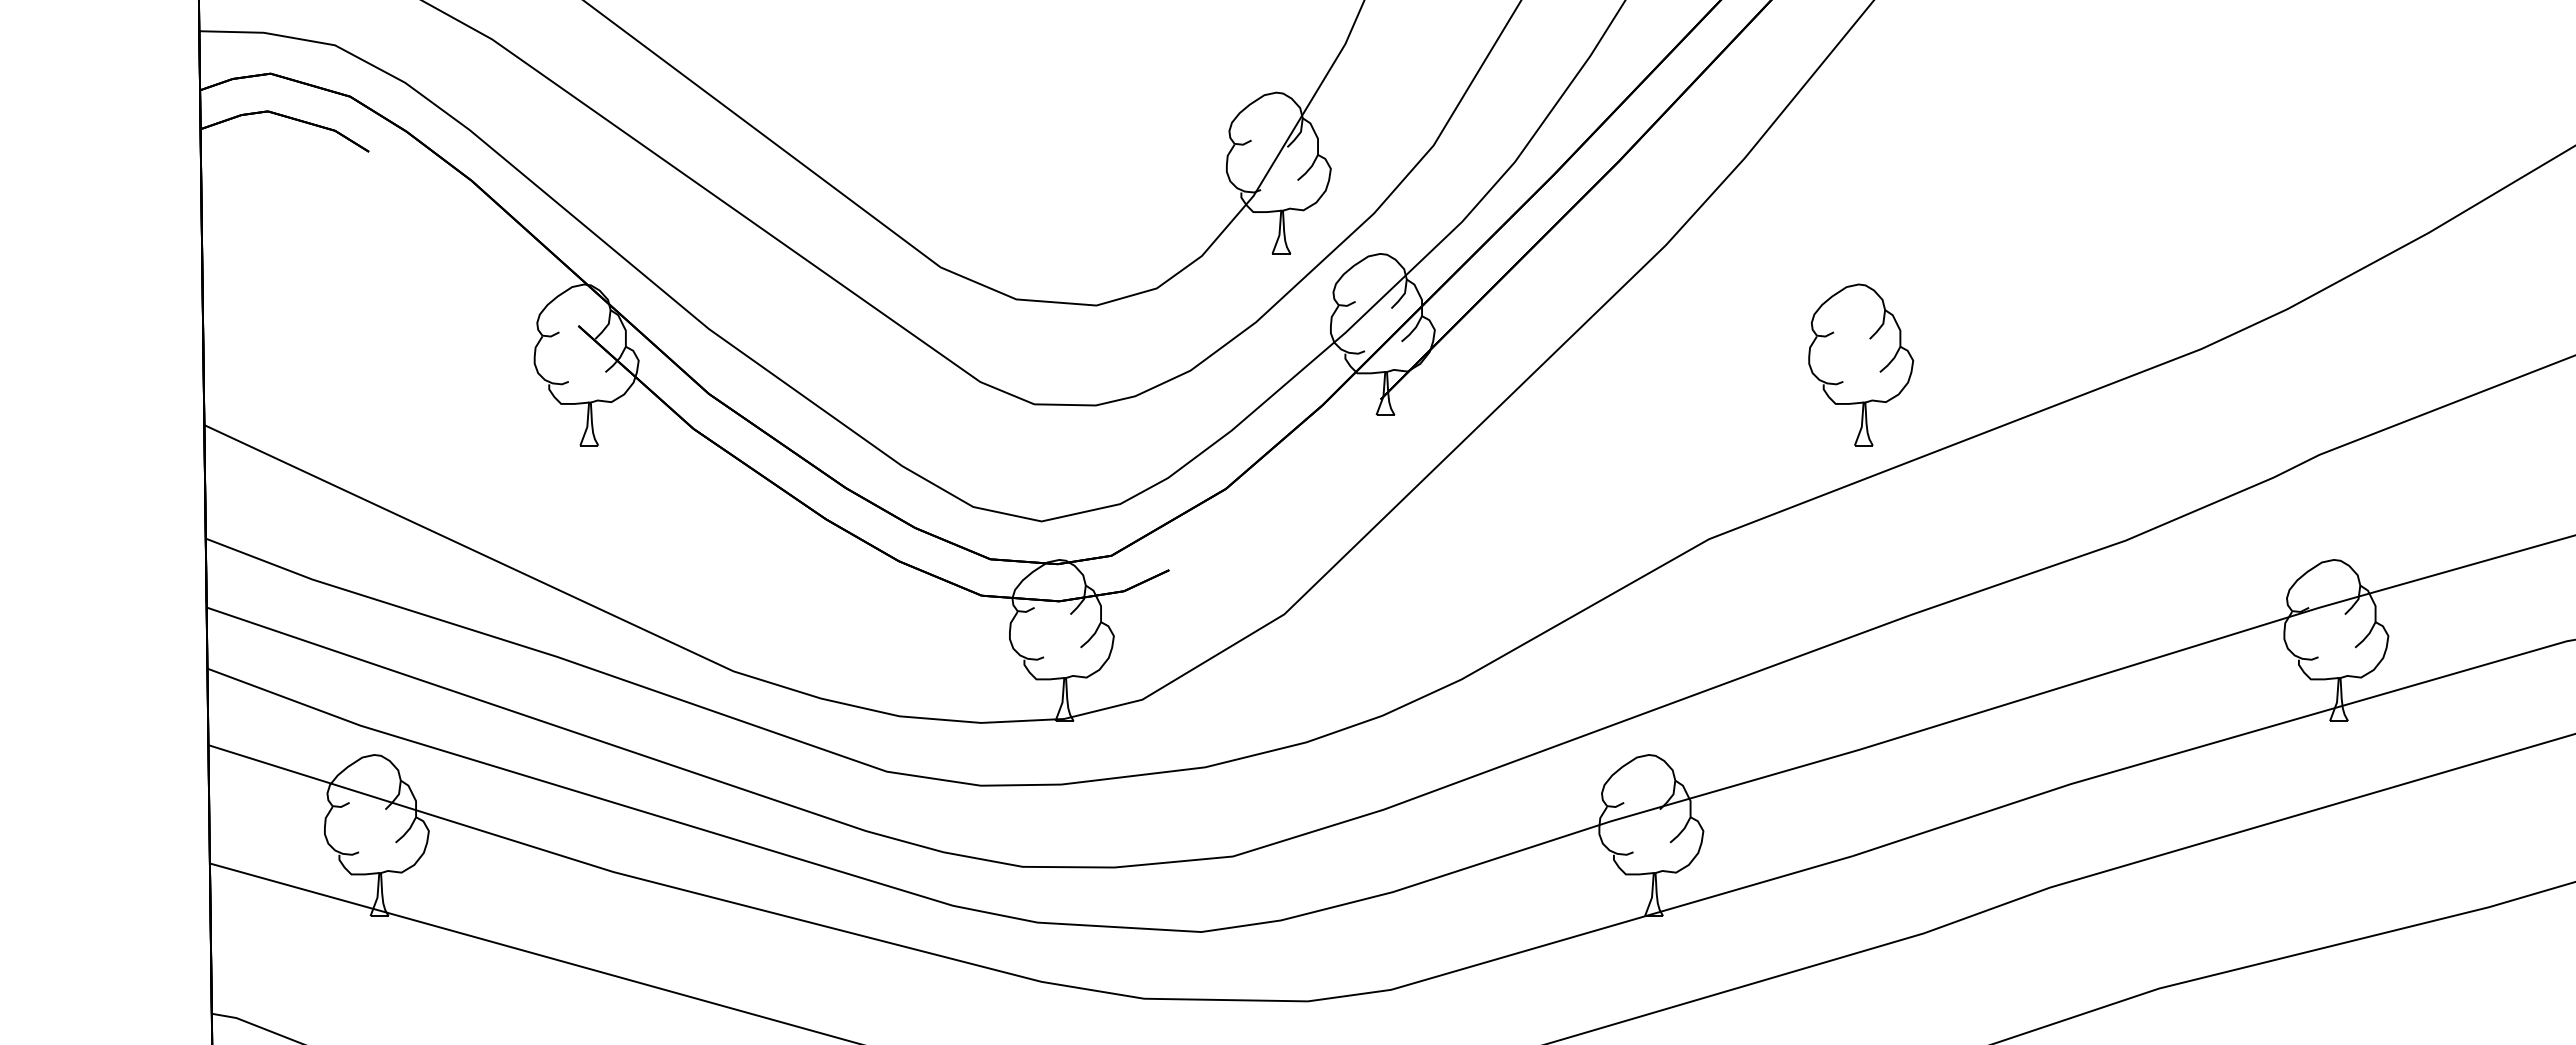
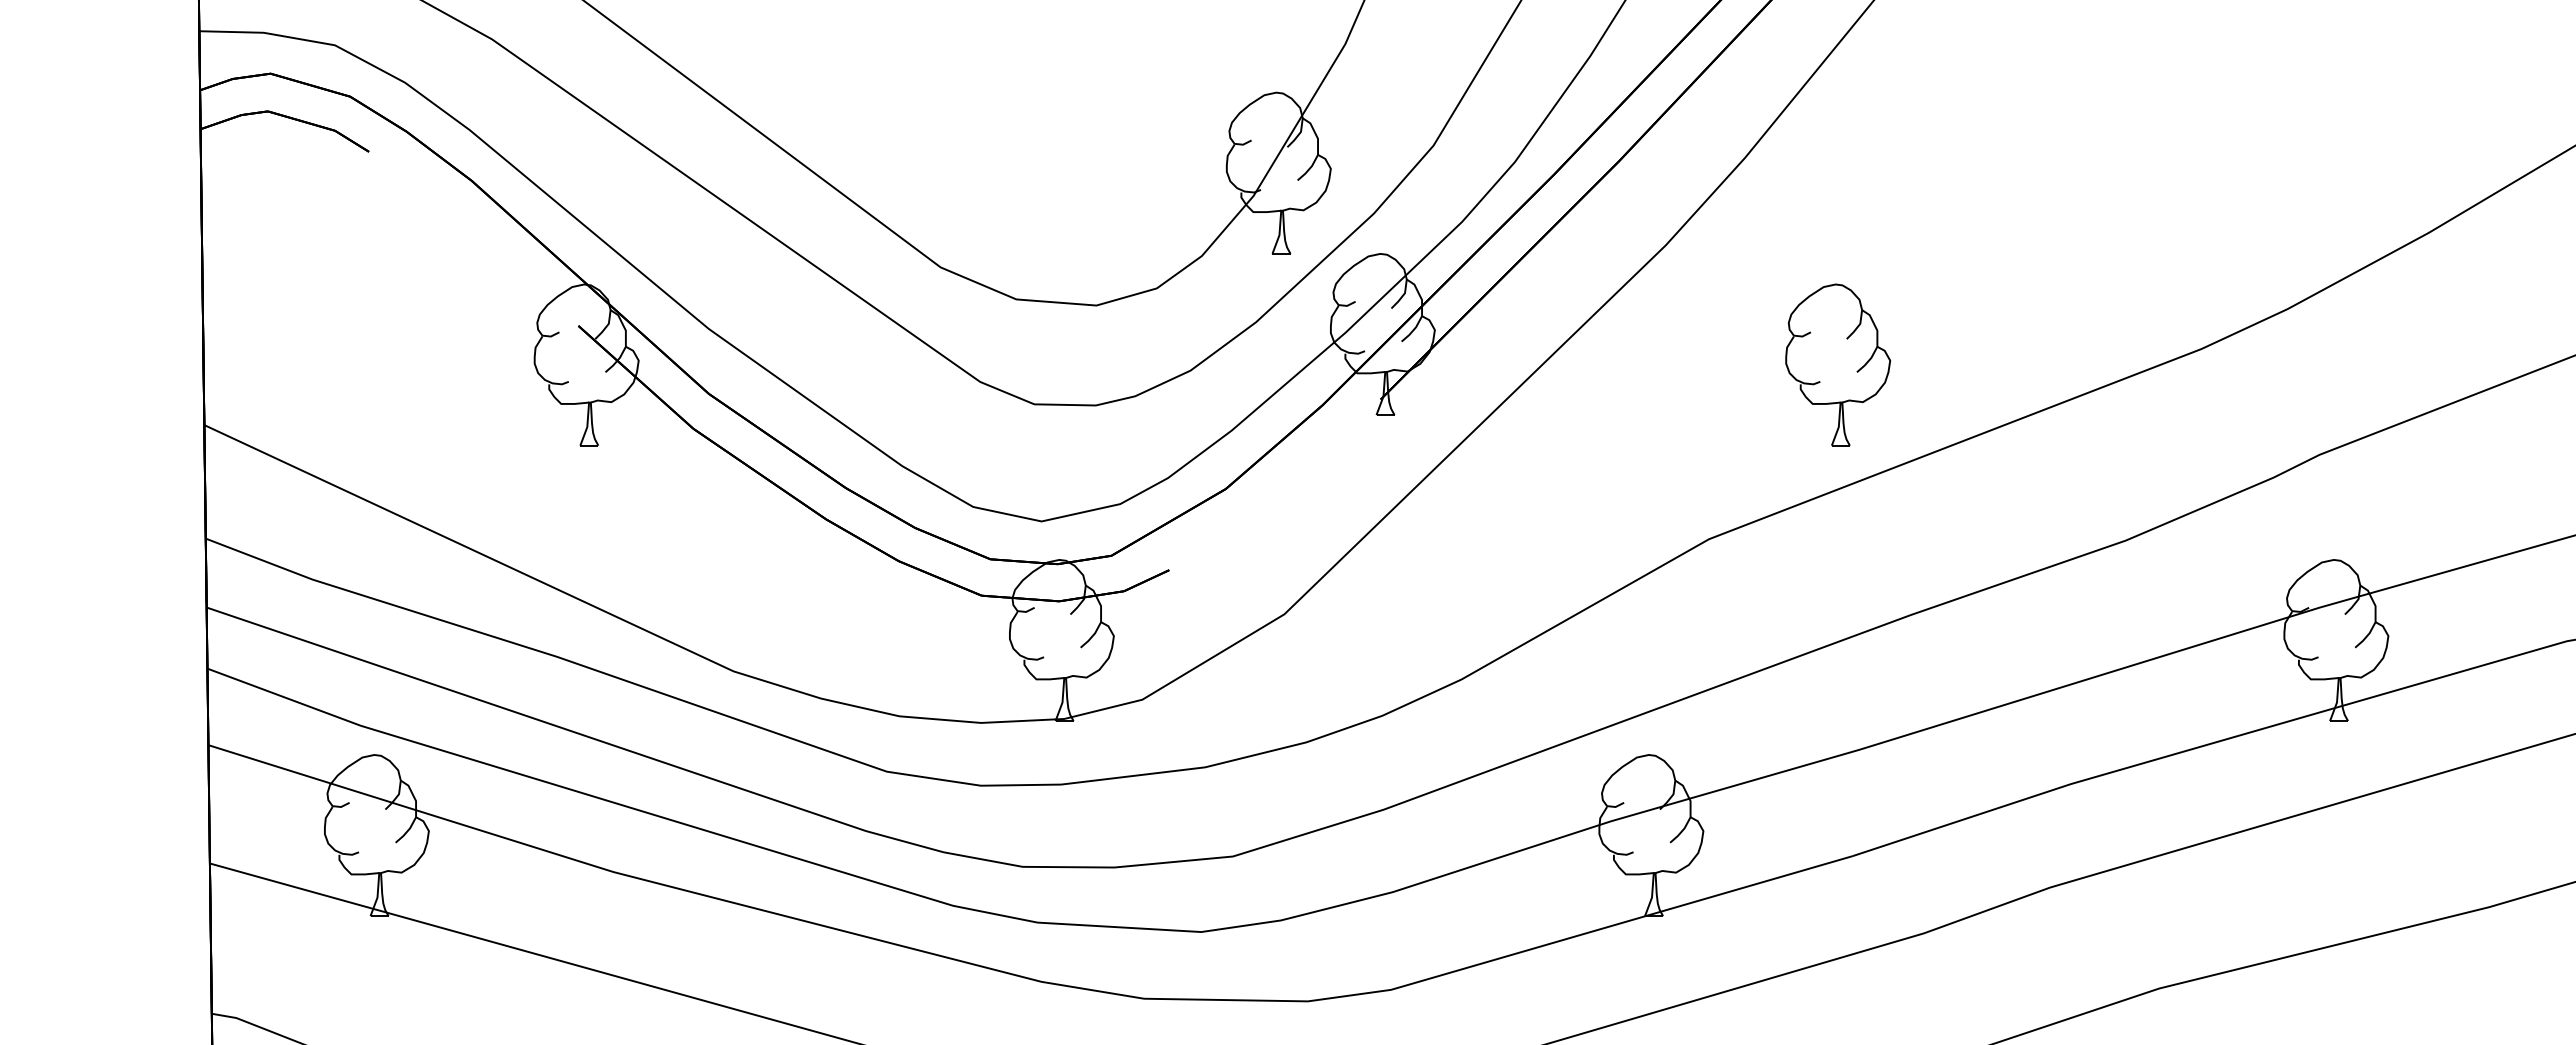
part position: (1861, 364) -> (1838, 364) (1838, 364)
